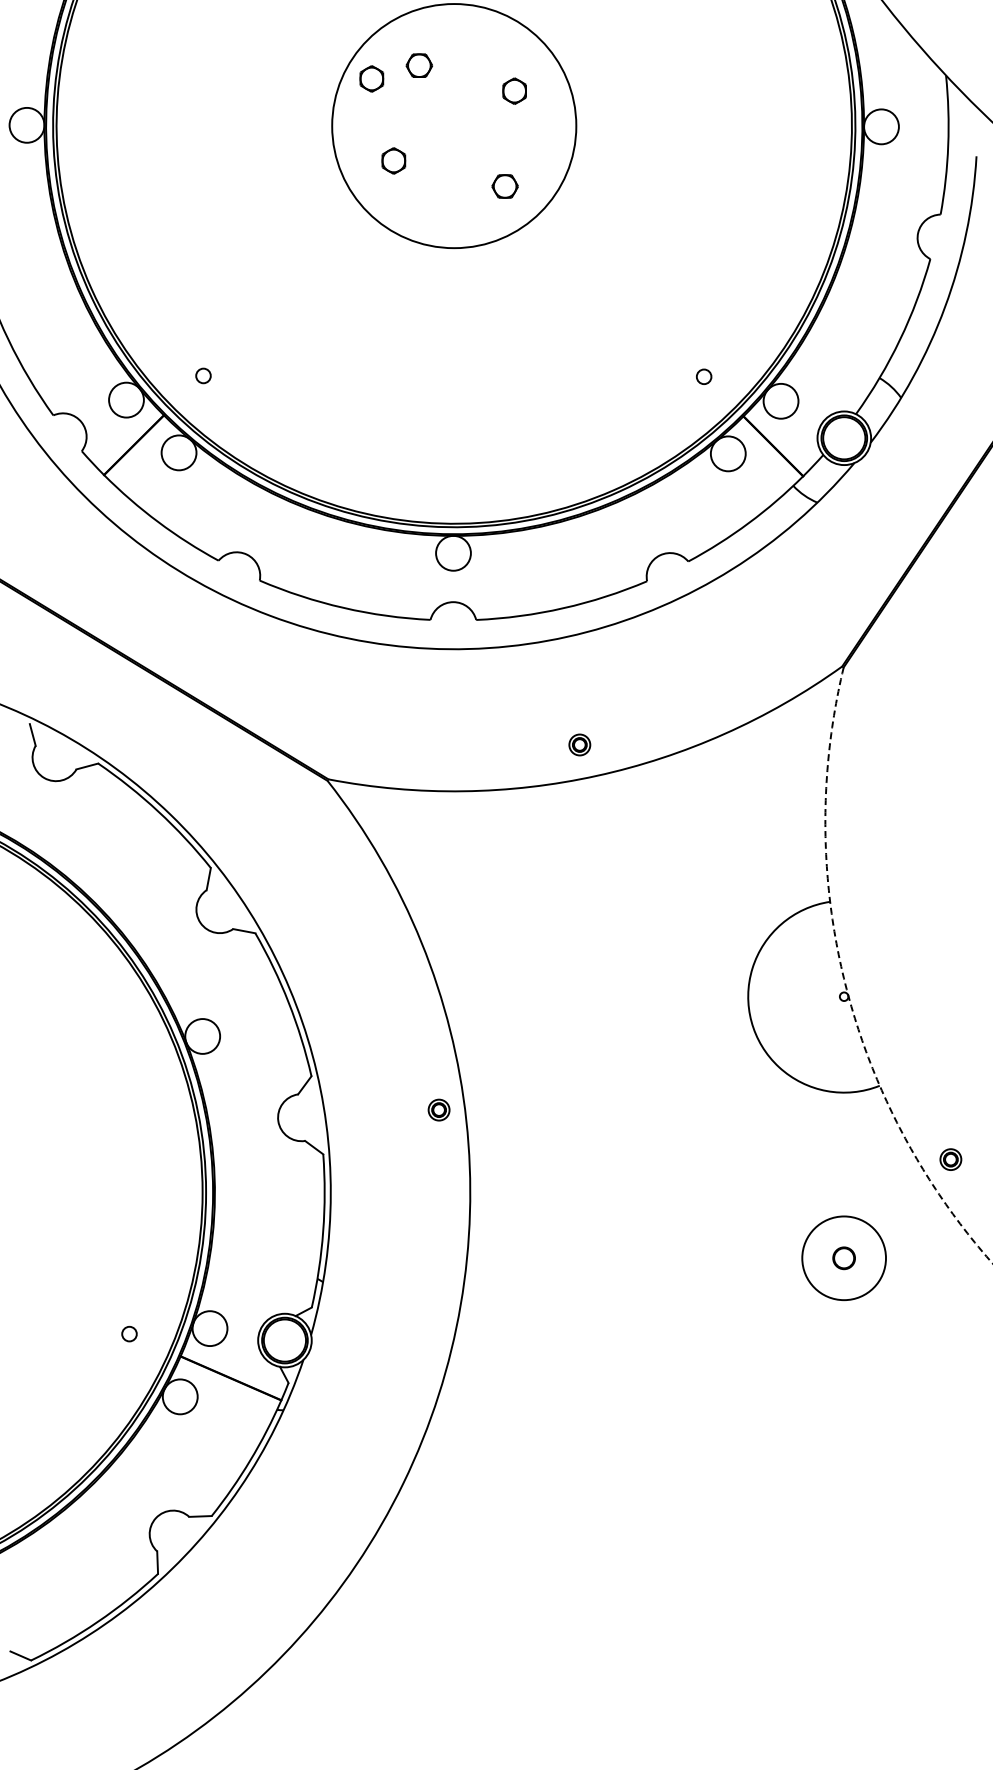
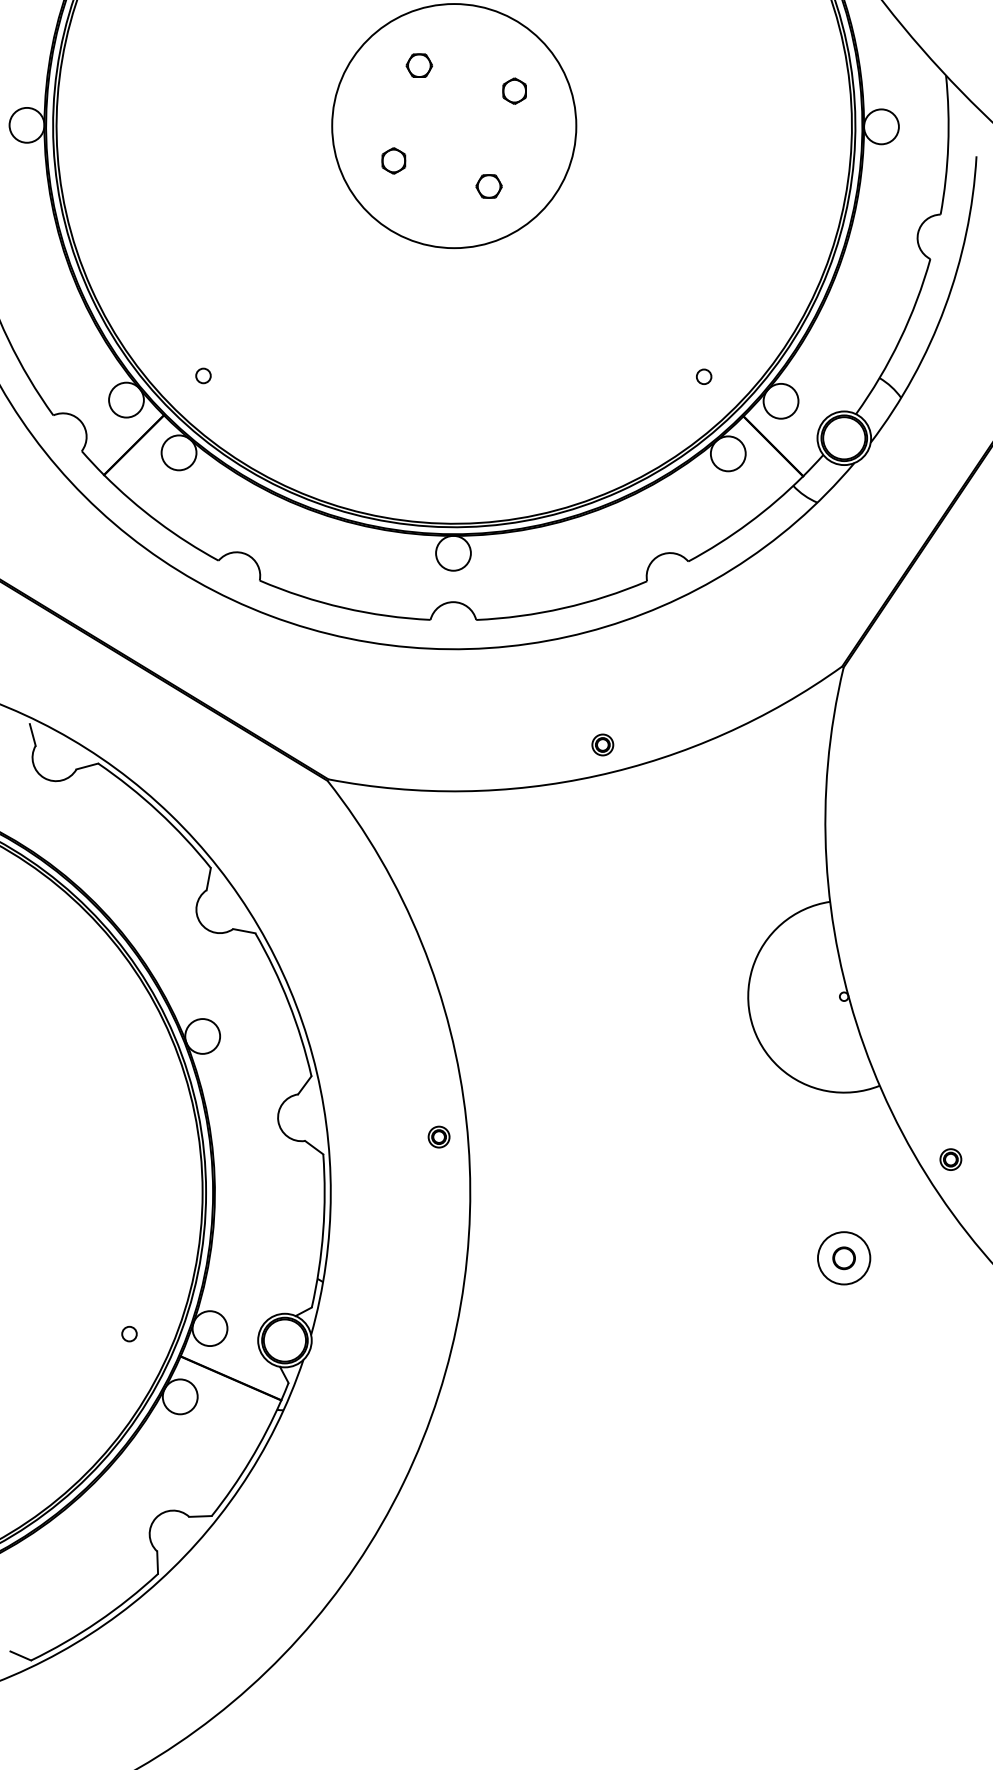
part: present -> none (371, 78)
part position: (504, 186) -> (488, 186) (488, 186)
part position: (579, 744) -> (602, 744) (602, 744)
arc: dashed -> solid (845, 982)
part position: (438, 1109) -> (438, 1136) (438, 1136)
circle diameter: 84 px -> 52 px (843, 1258)
